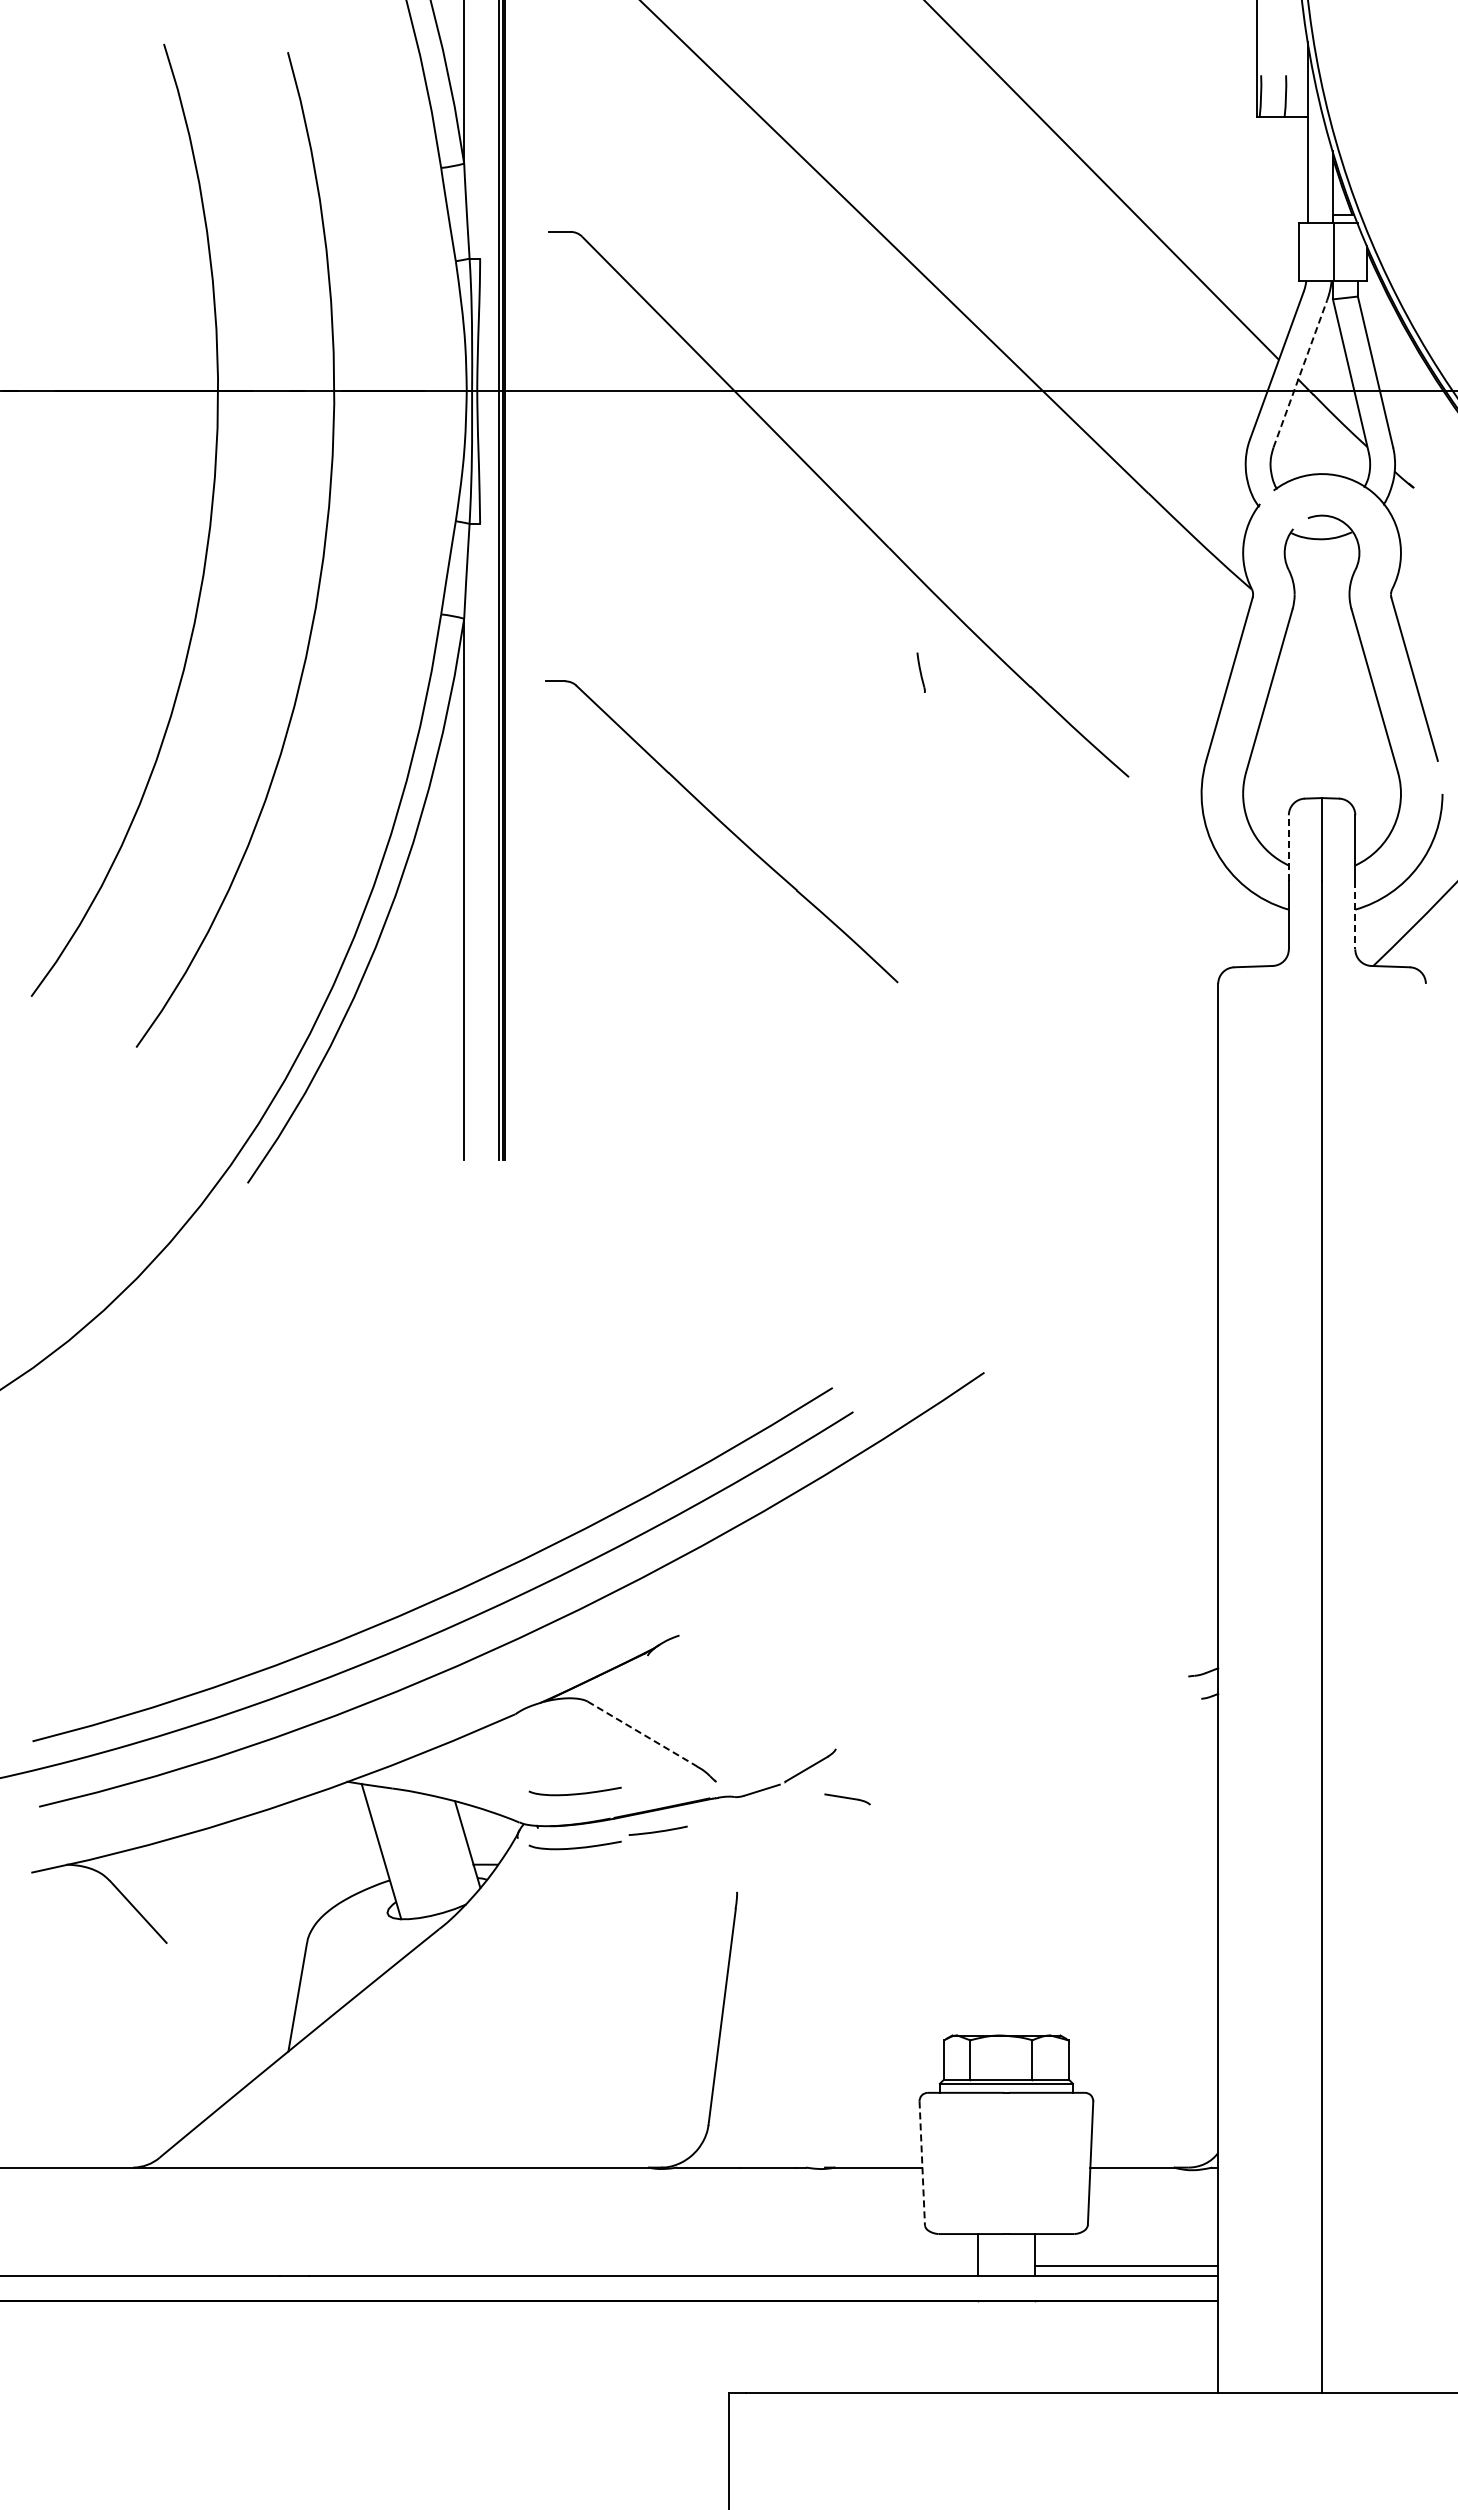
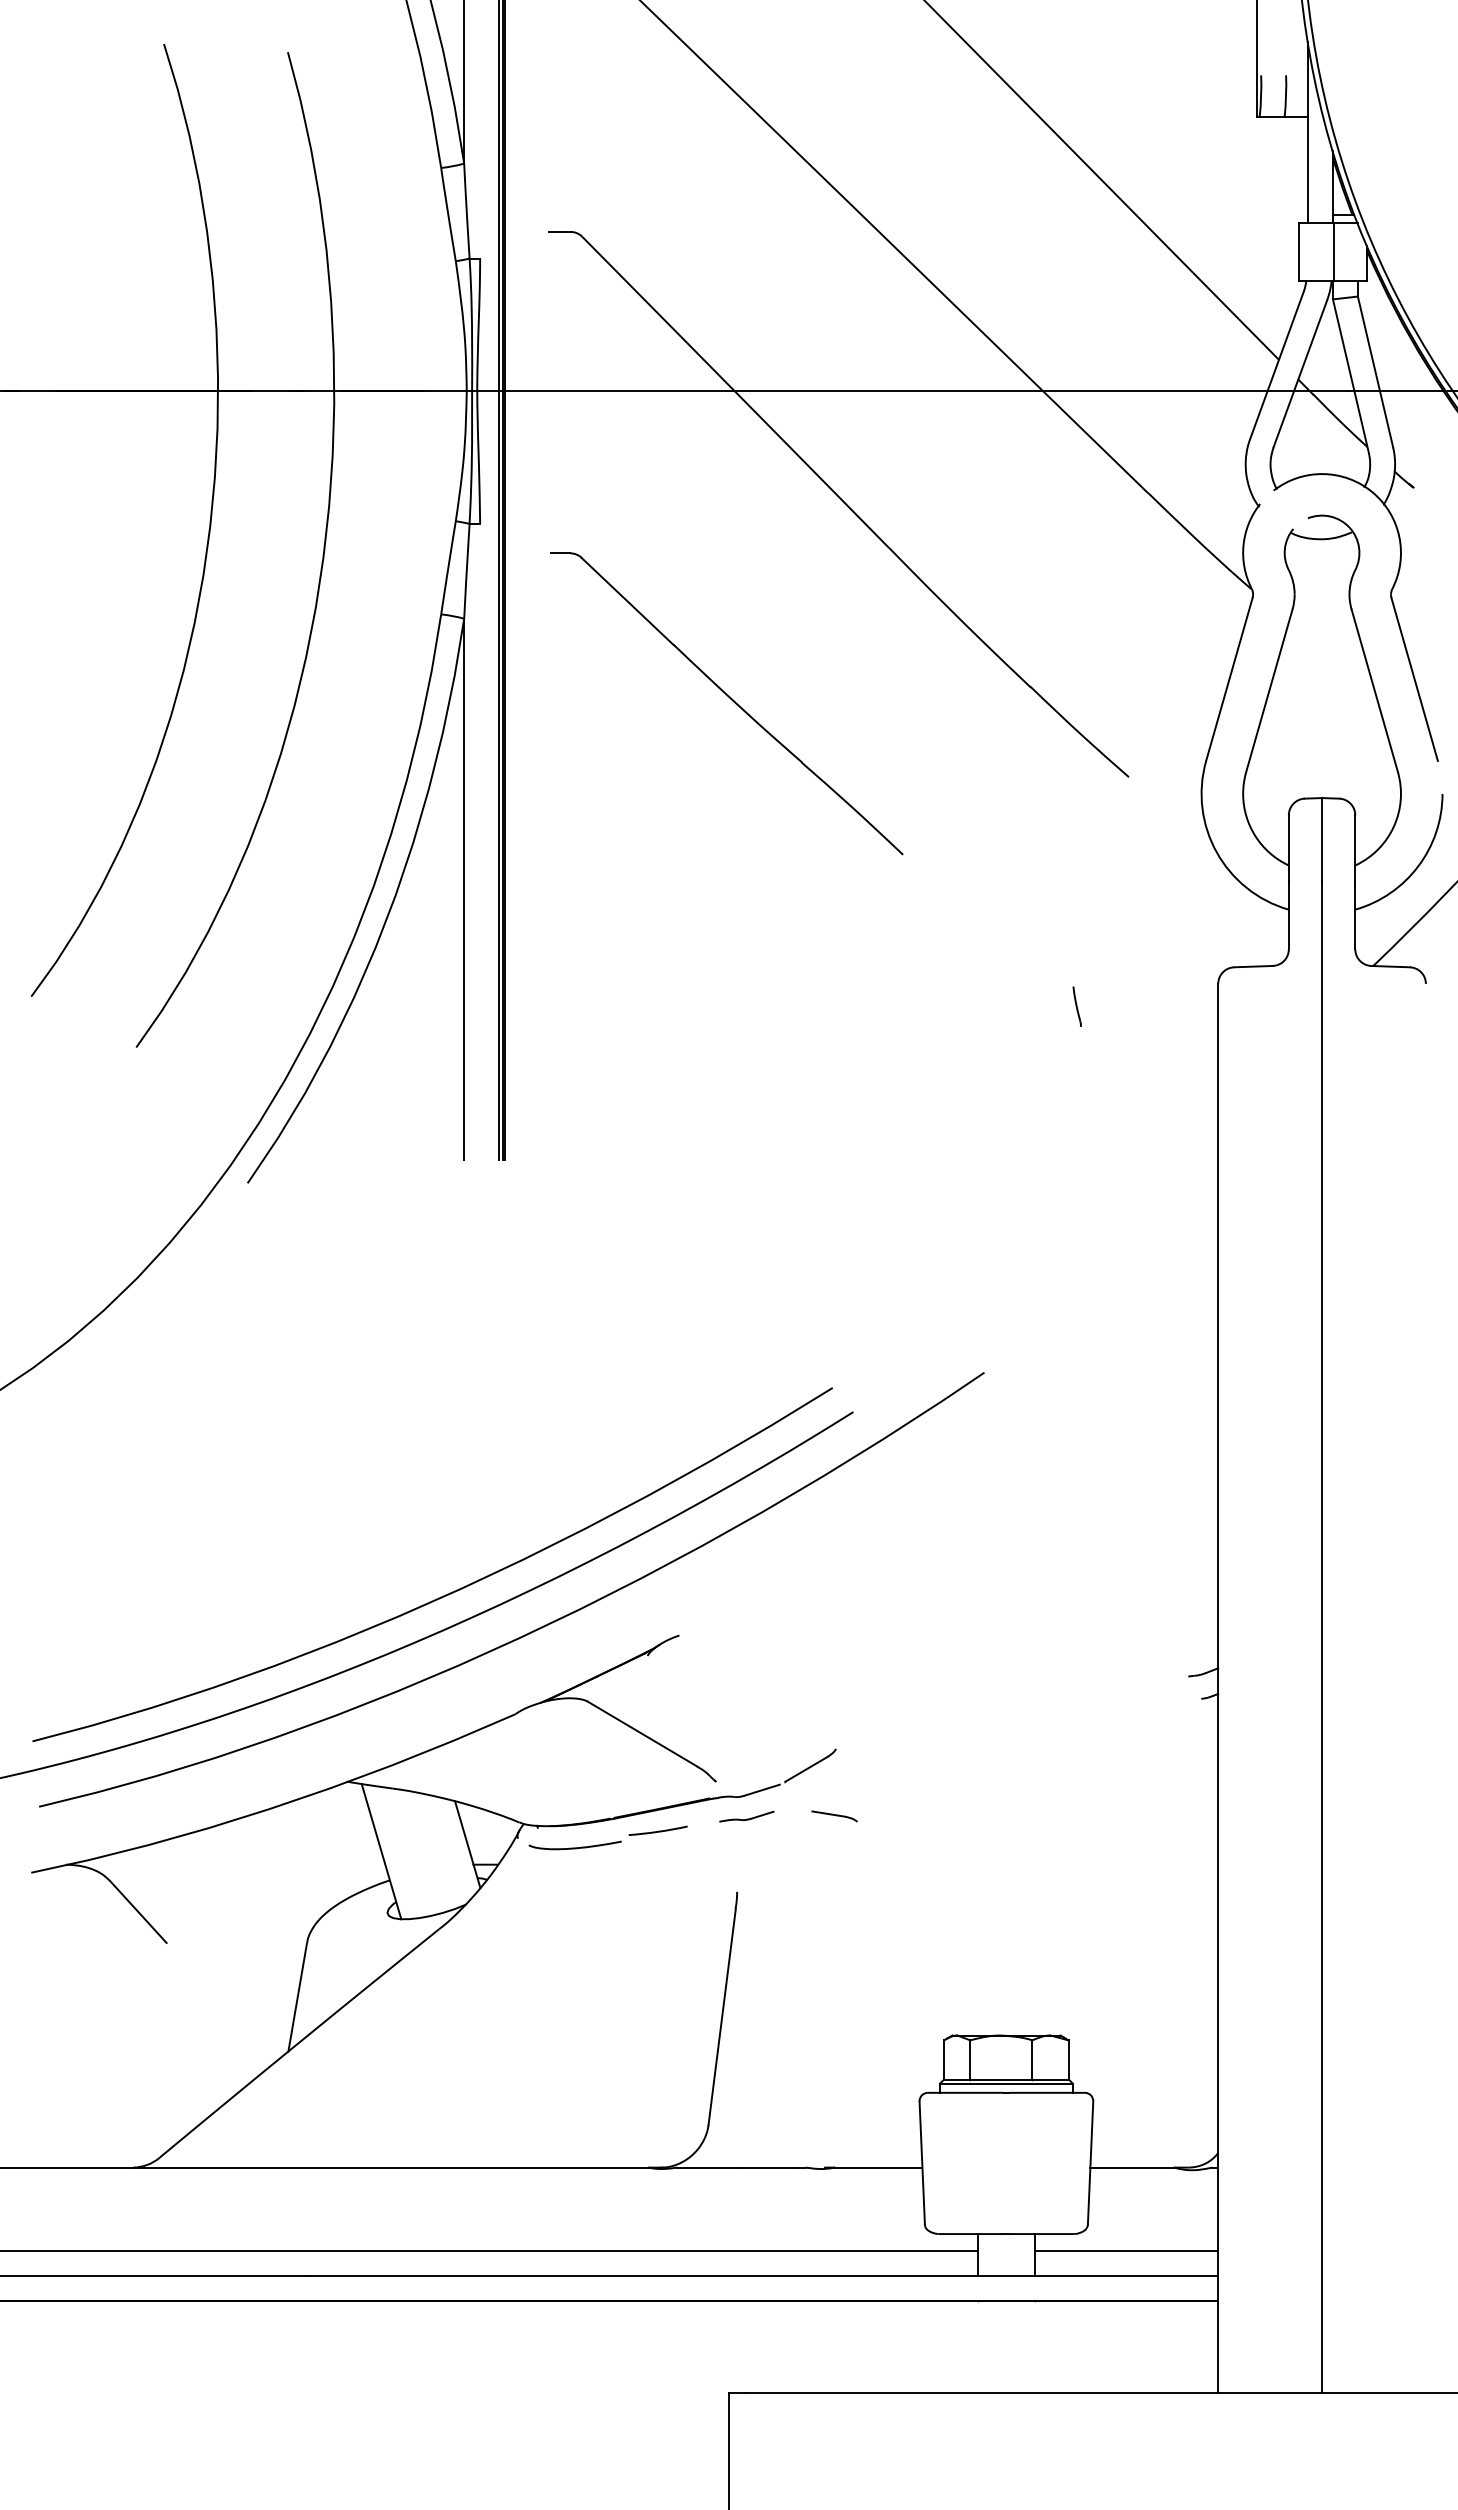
line: dashed -> solid (1300, 373)
line position: (920, 672) -> (1076, 1006) (1076, 1006)
part position: (721, 831) -> (726, 703) (726, 703)
line: dashed -> solid (1288, 848)
line: dashed -> solid (1355, 915)
line: dashed -> solid (642, 1734)
curve: present -> none (574, 1793)
part position: (847, 1799) -> (834, 1816) (834, 1816)
part: none -> present (746, 1816)
line: dashed -> solid (922, 2163)
line: none -> present (490, 2250)
line position: (1126, 2265) -> (1126, 2250) (1126, 2250)
